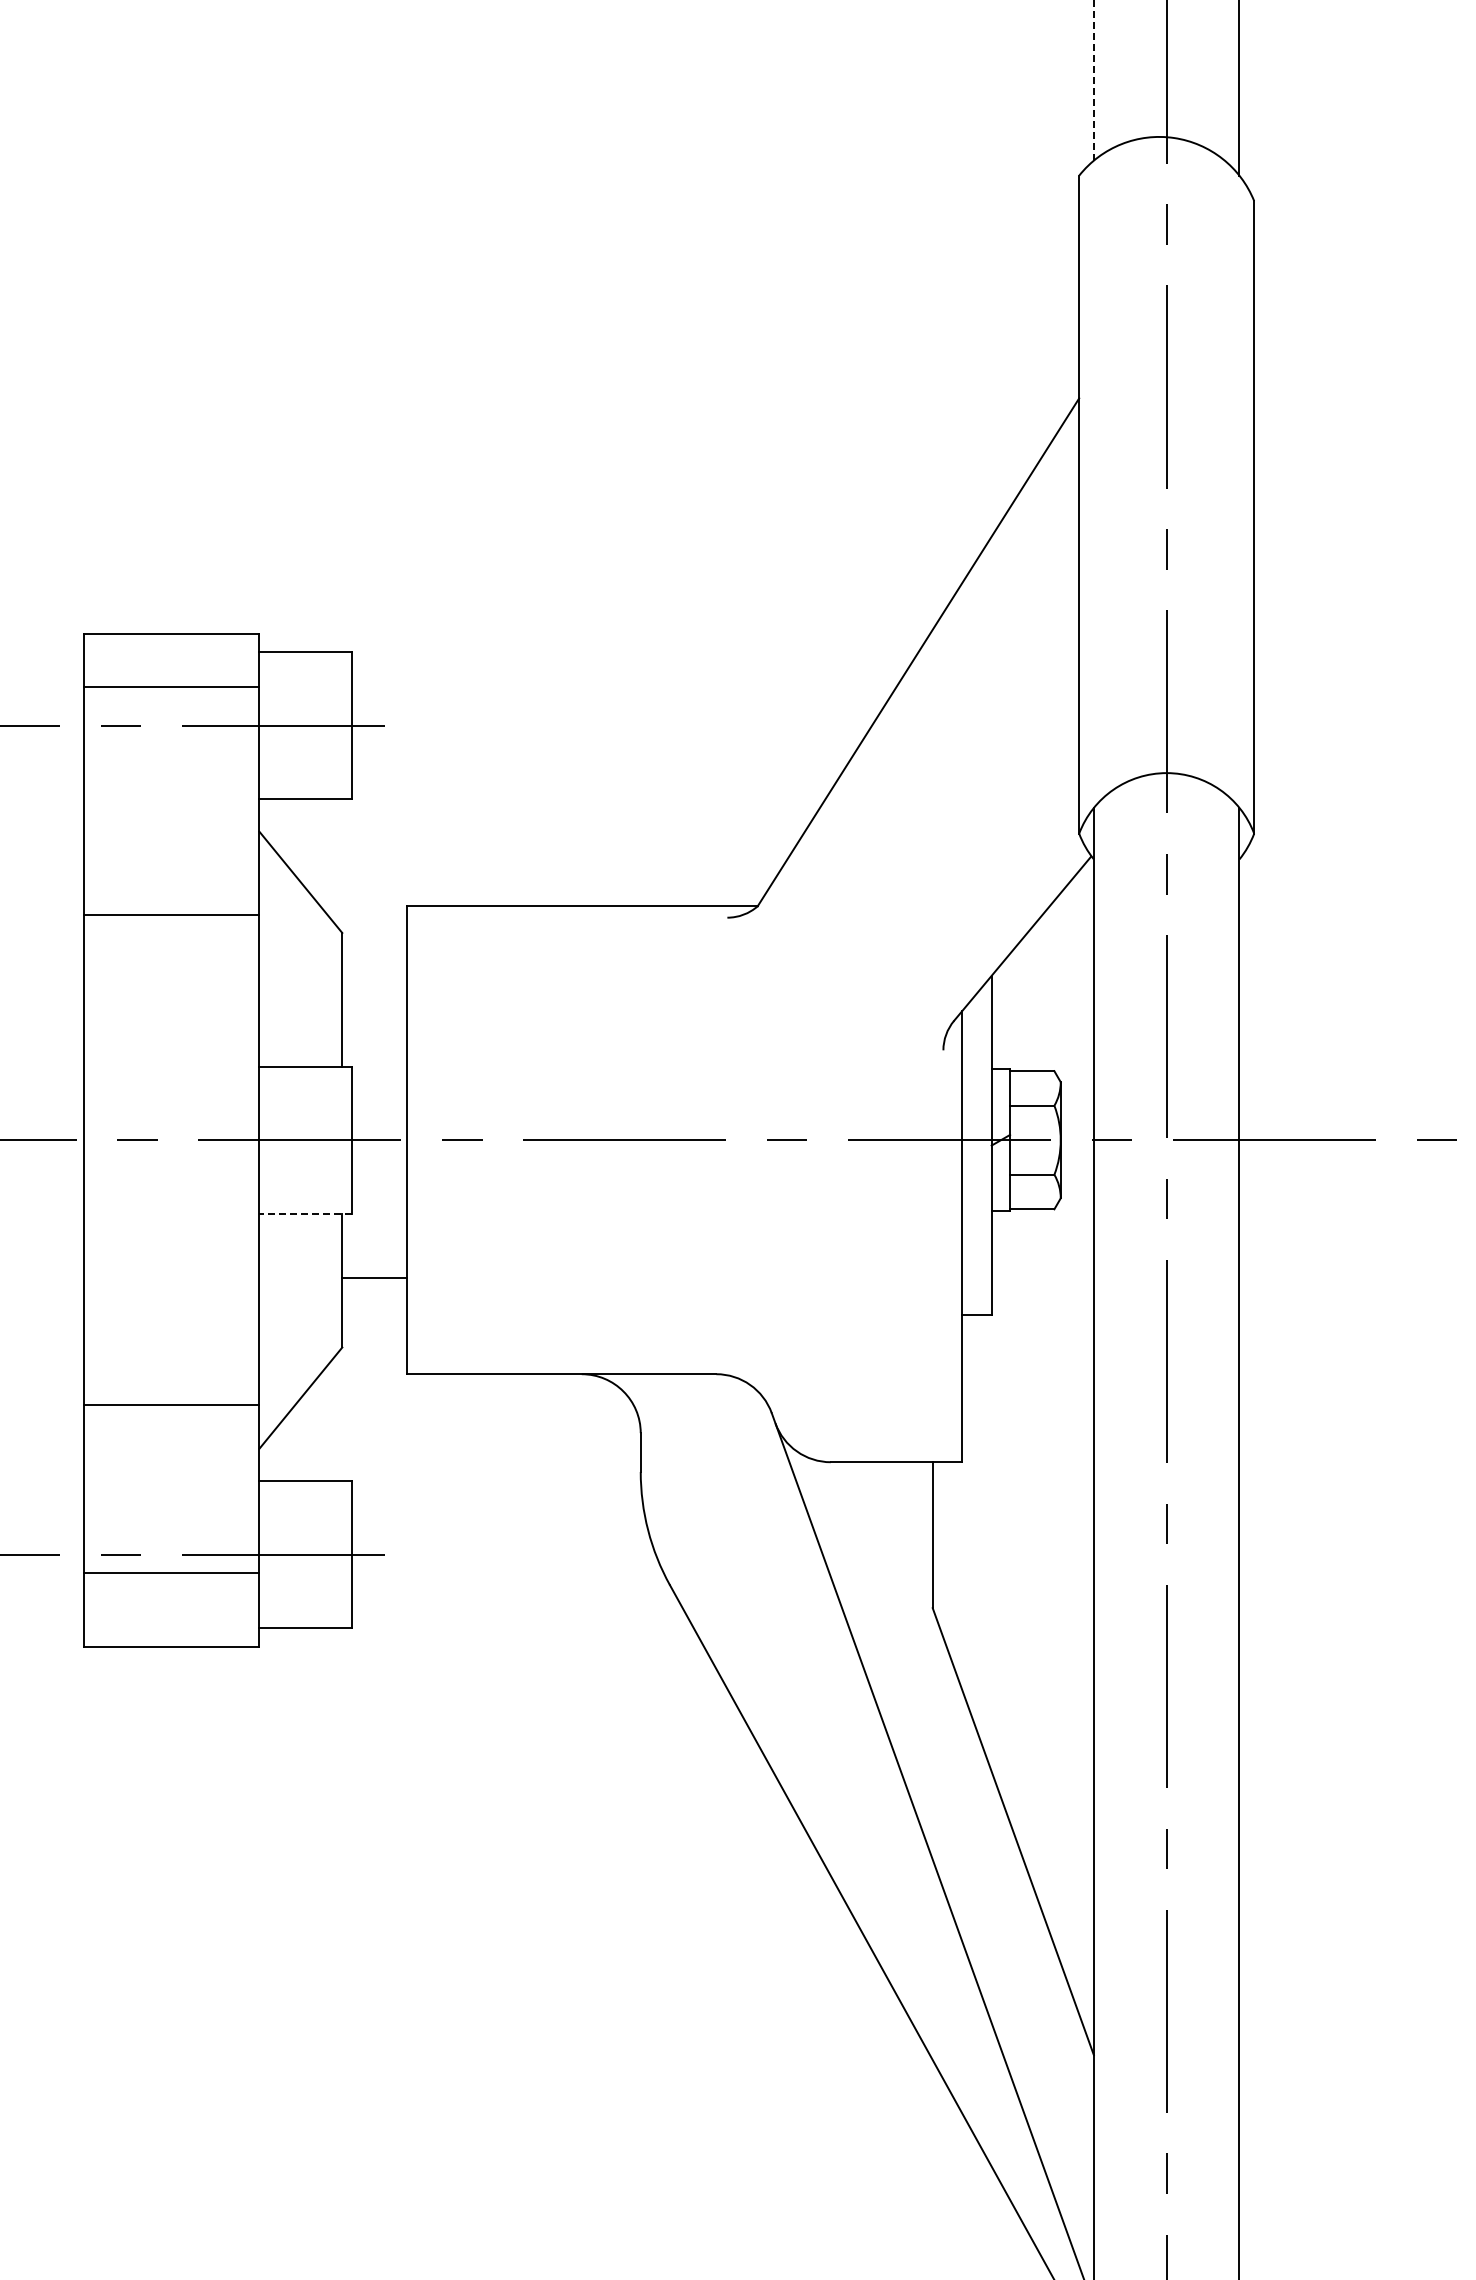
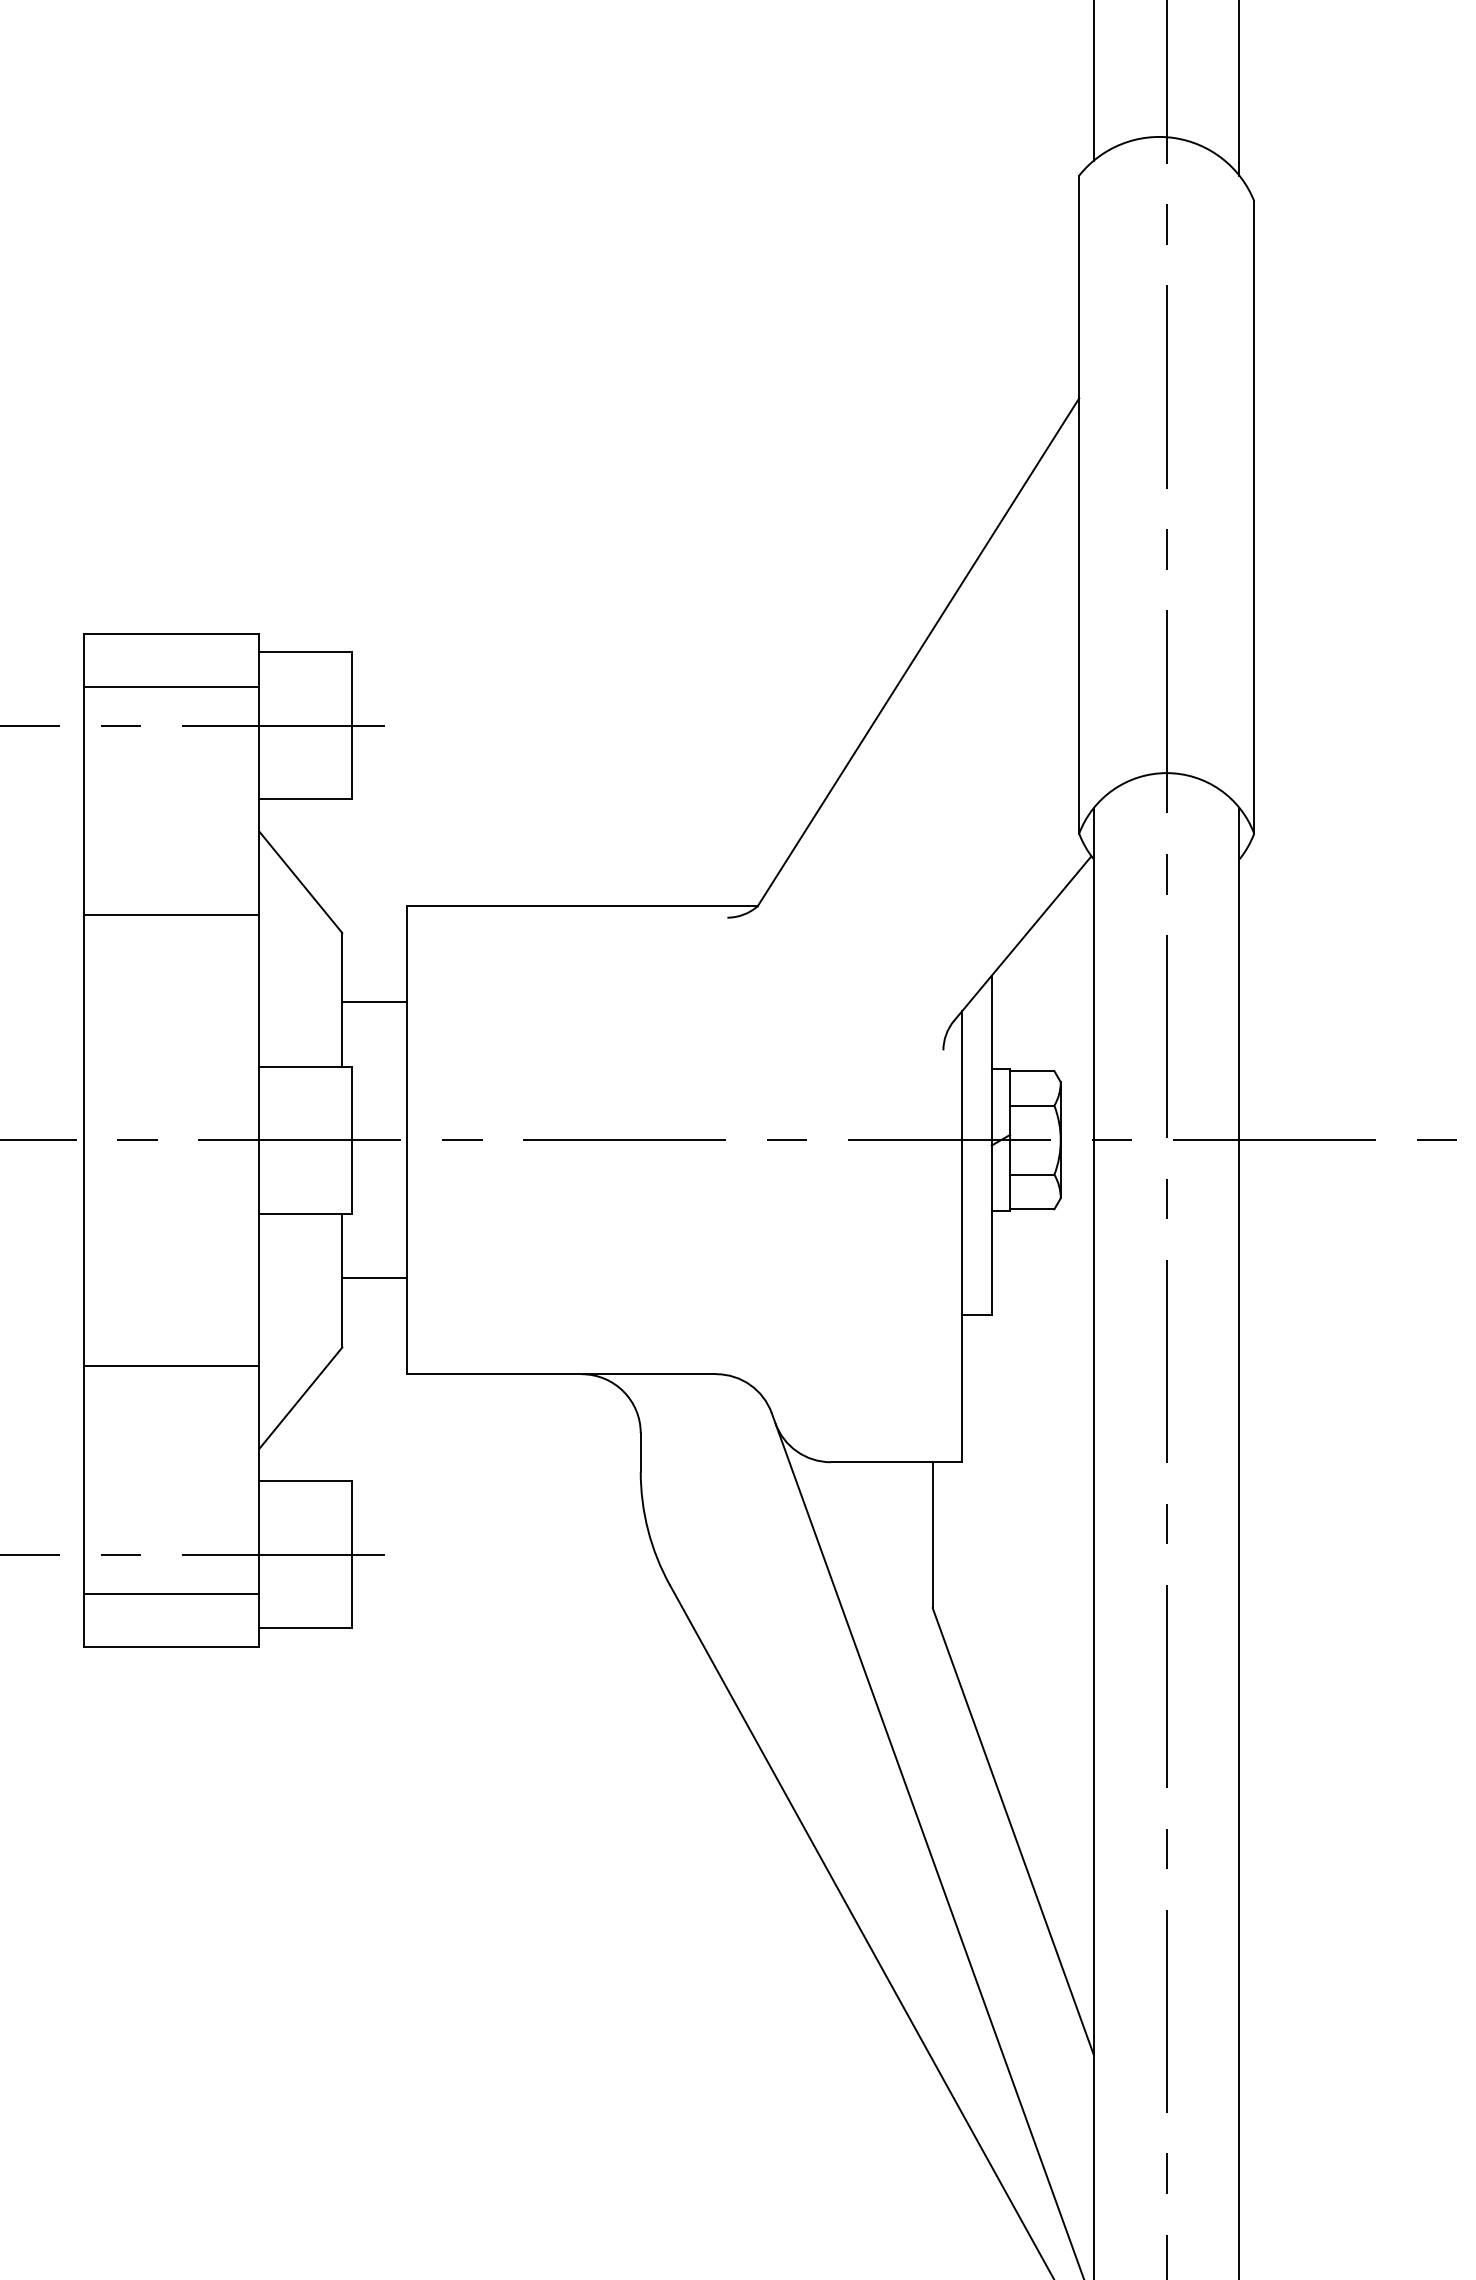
line: dashed -> solid (1093, 80)
line: none -> present (374, 1002)
line: dashed -> solid (304, 1213)
line position: (171, 1404) -> (171, 1365) (171, 1365)
line position: (171, 1572) -> (171, 1593) (171, 1593)
